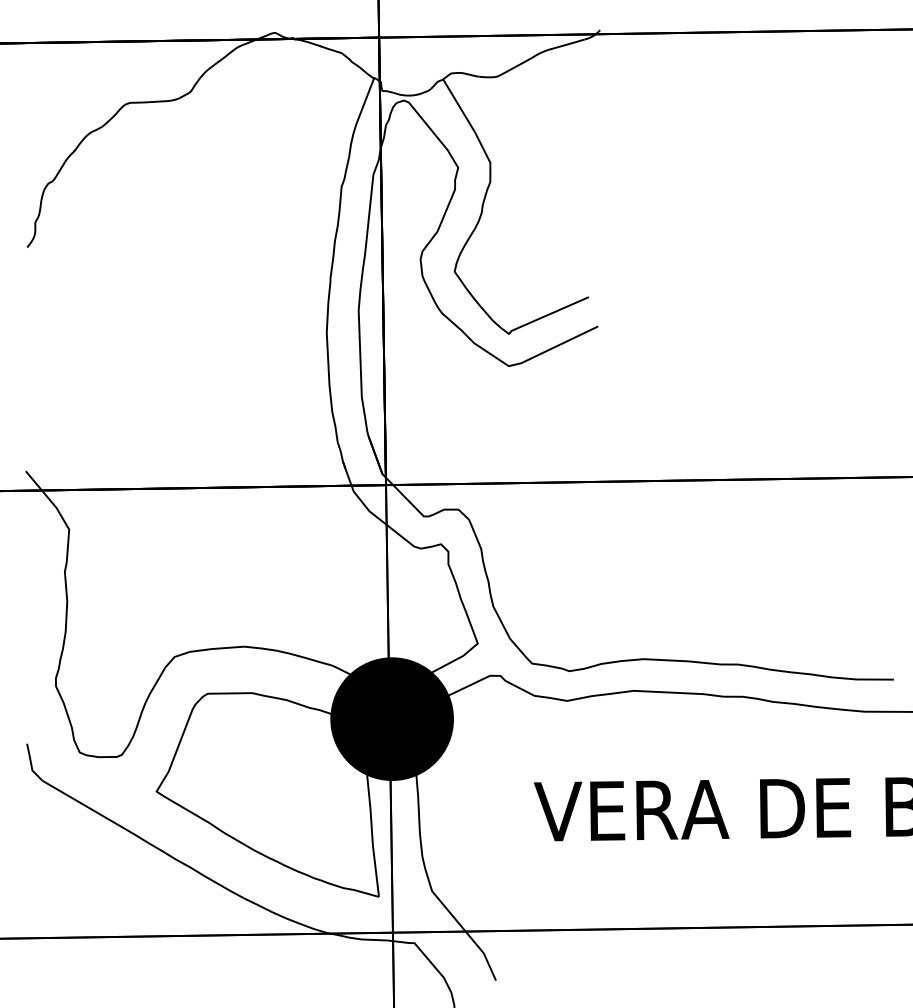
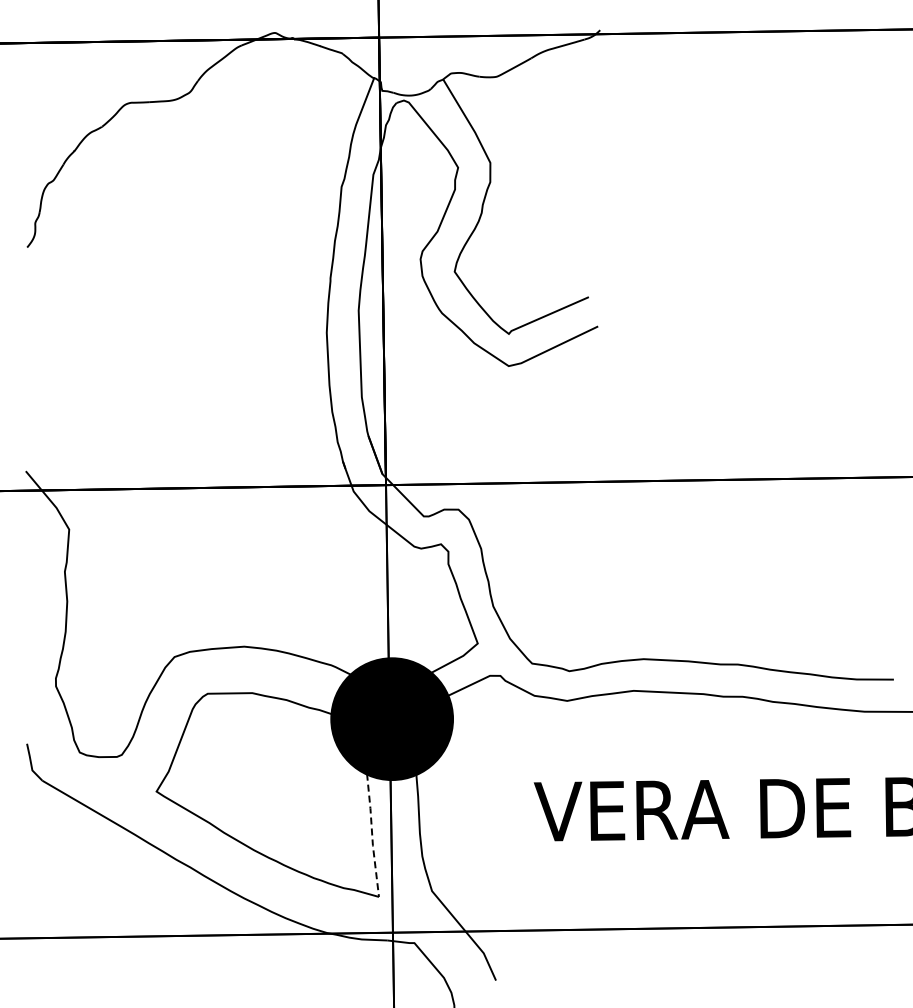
line: solid -> dashed (372, 835)
